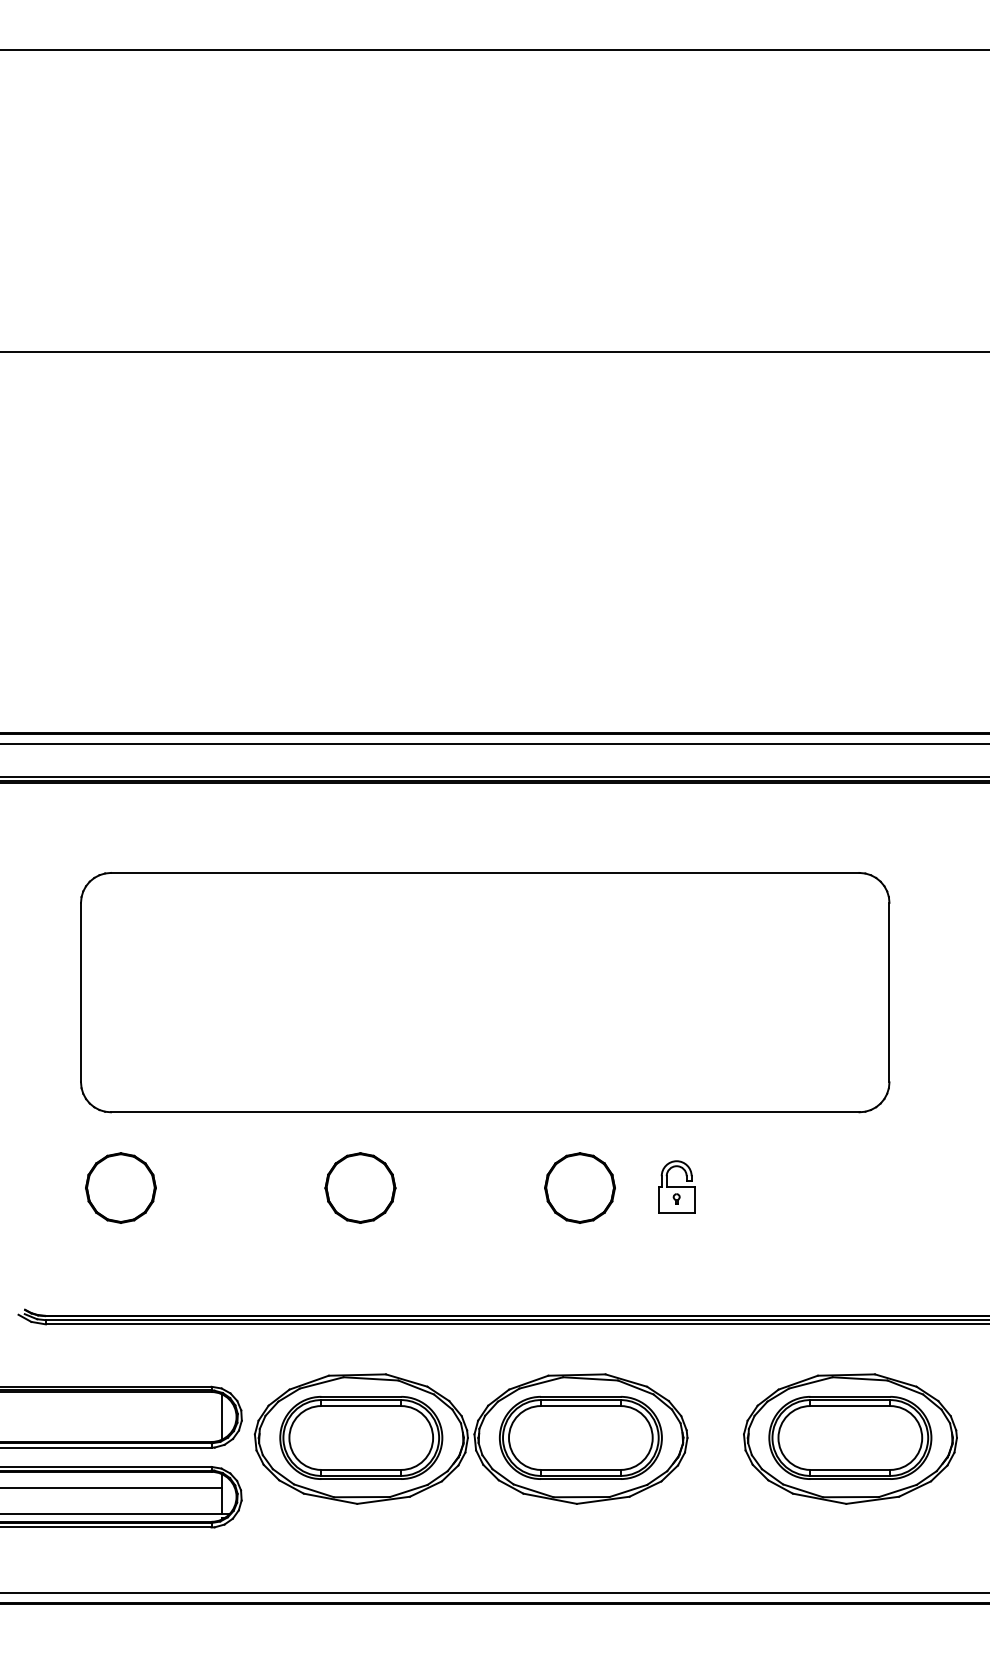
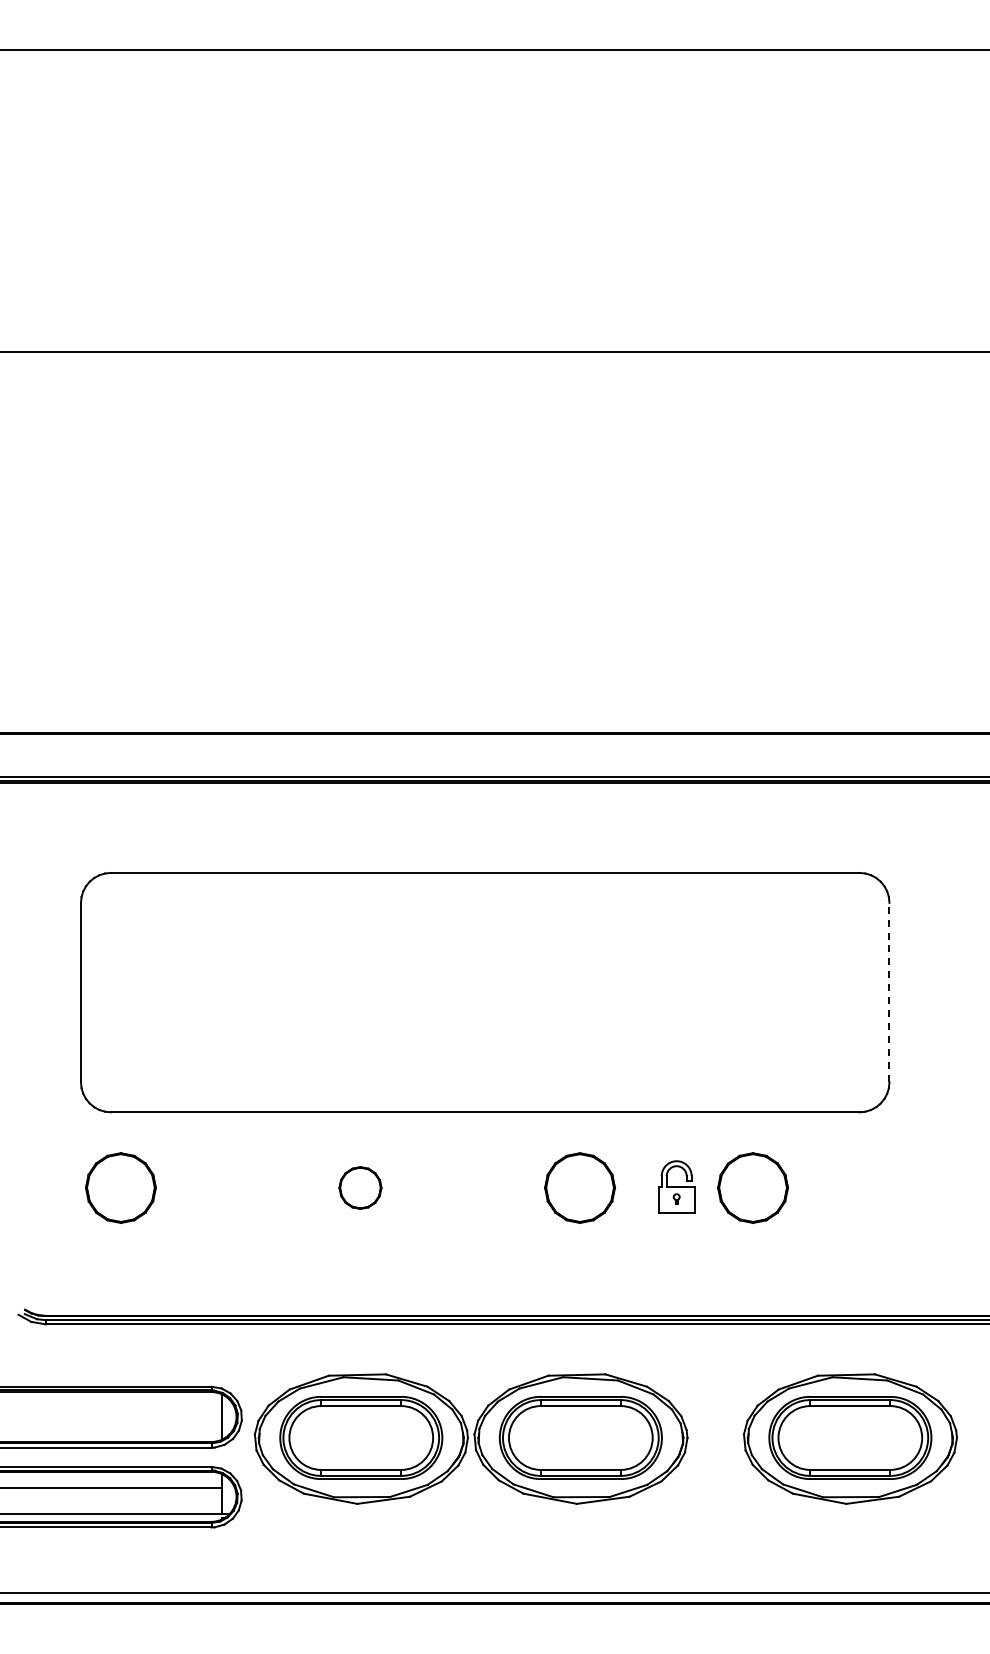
line: present -> none (494, 744)
line: solid -> dashed (889, 992)
part size: 73x72 px -> 45x44 px (360, 1187)
part: none -> present (752, 1187)
